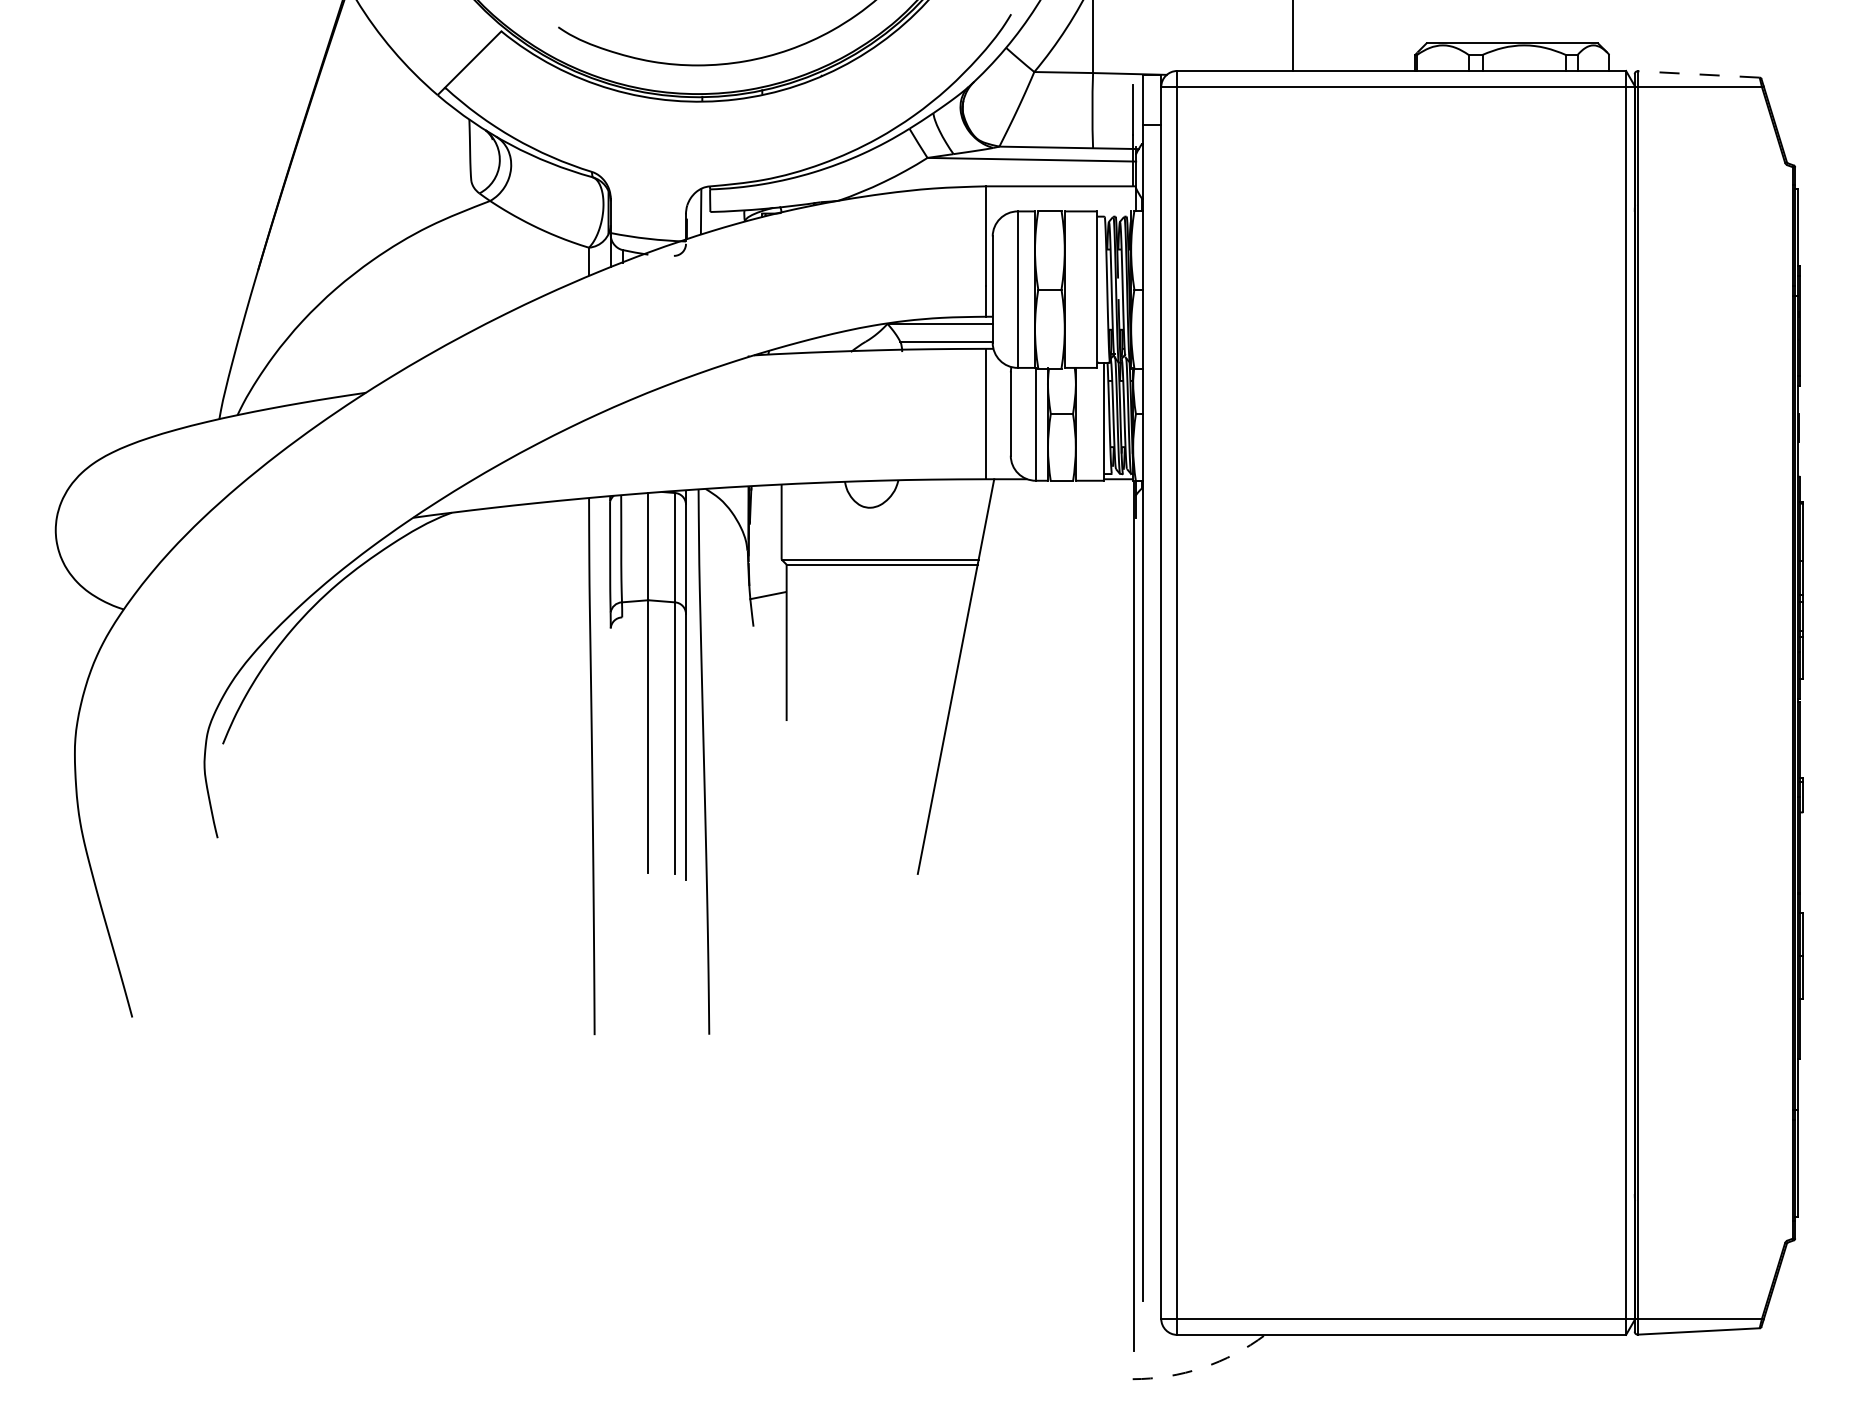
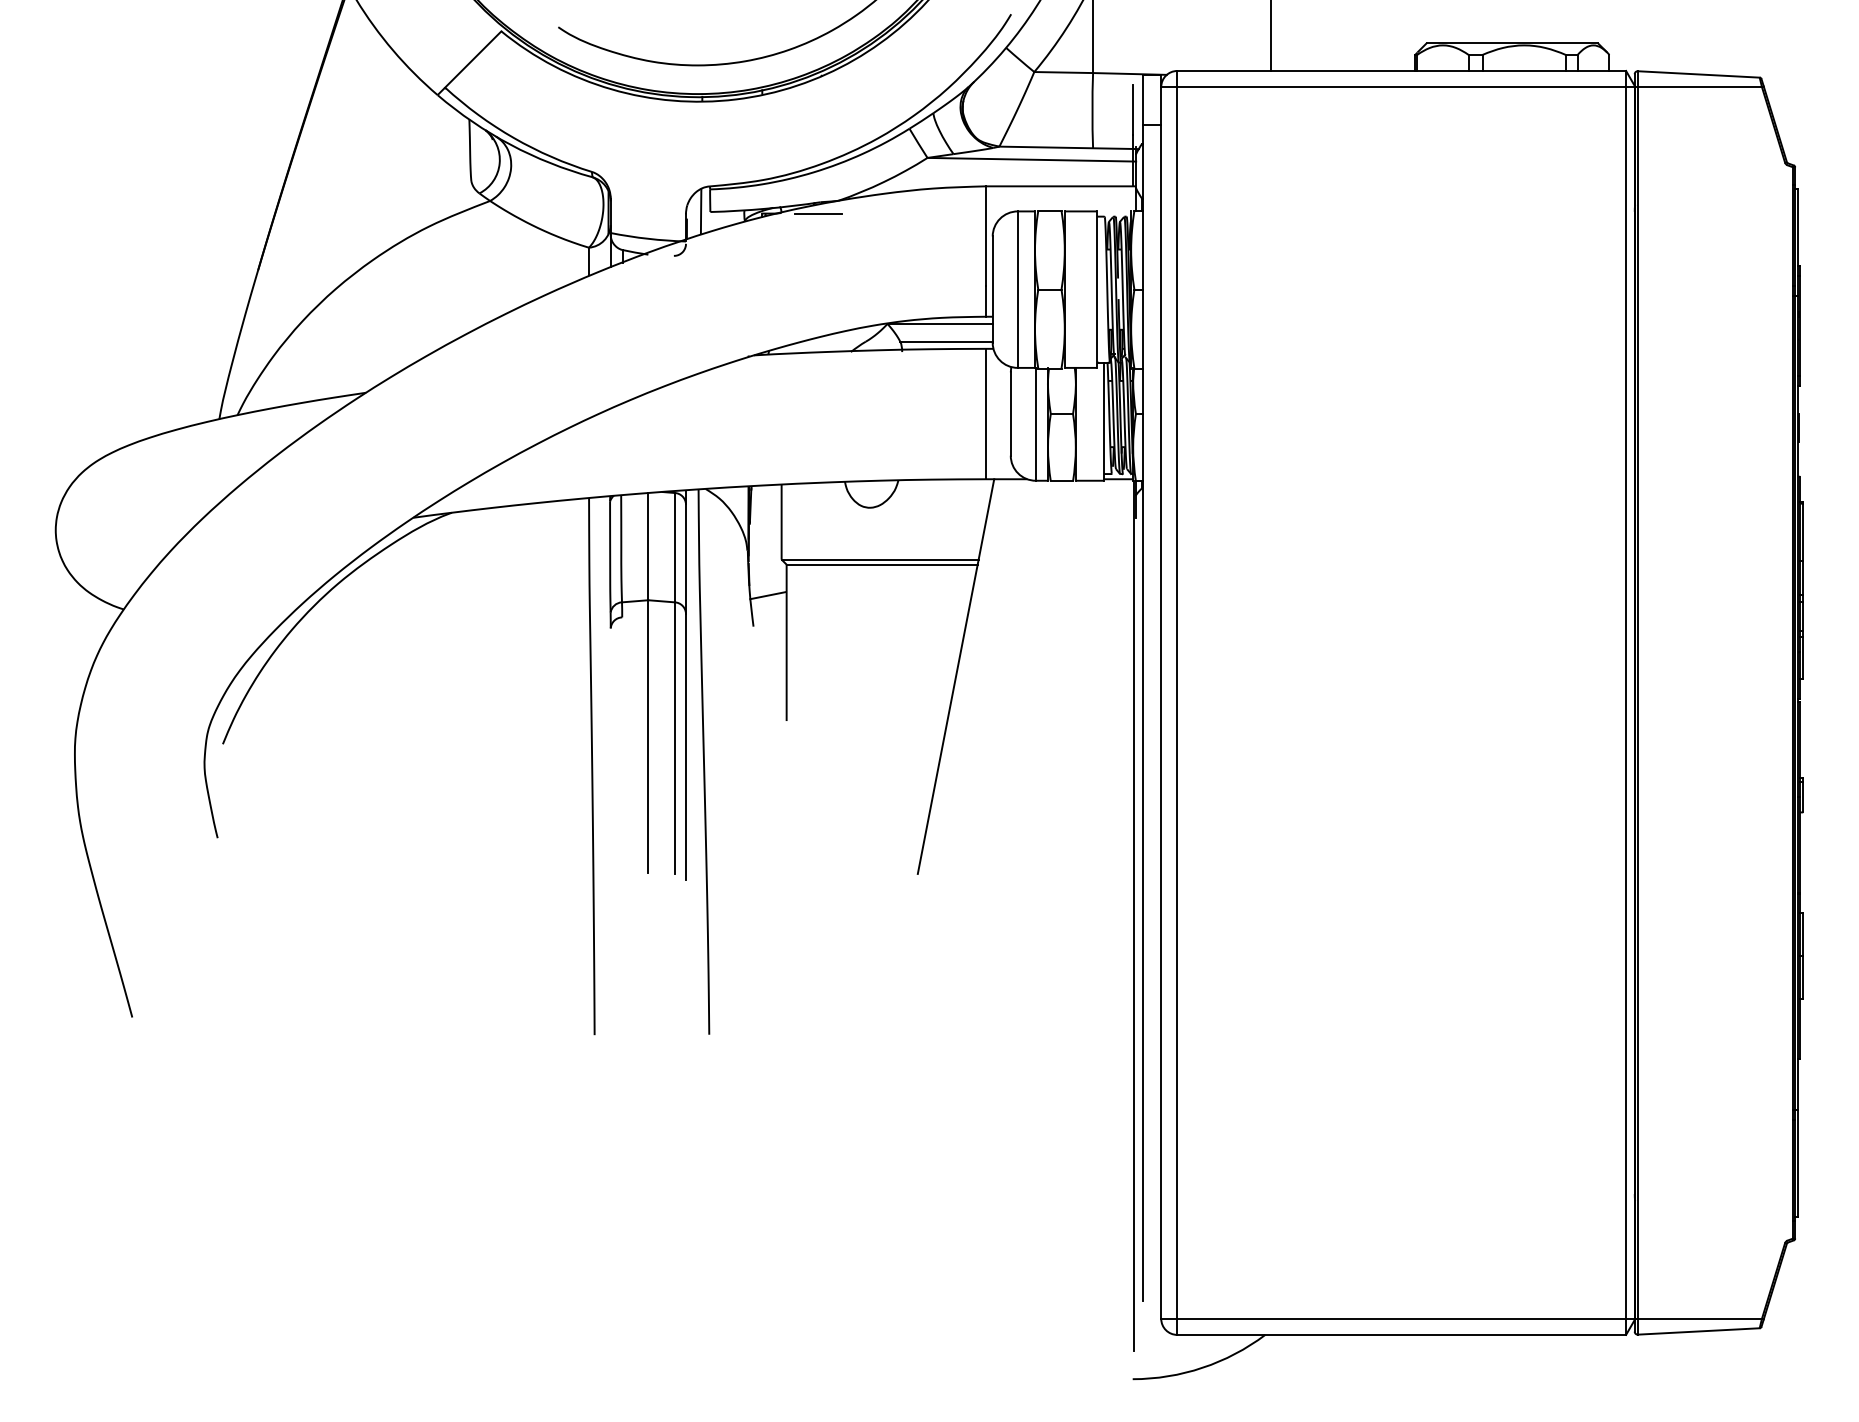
line position: (1292, 36) -> (1270, 36) (1270, 36)
line: dashed -> solid (1698, 74)
line: none -> present (817, 213)
arc: dashed -> solid (1202, 1367)
